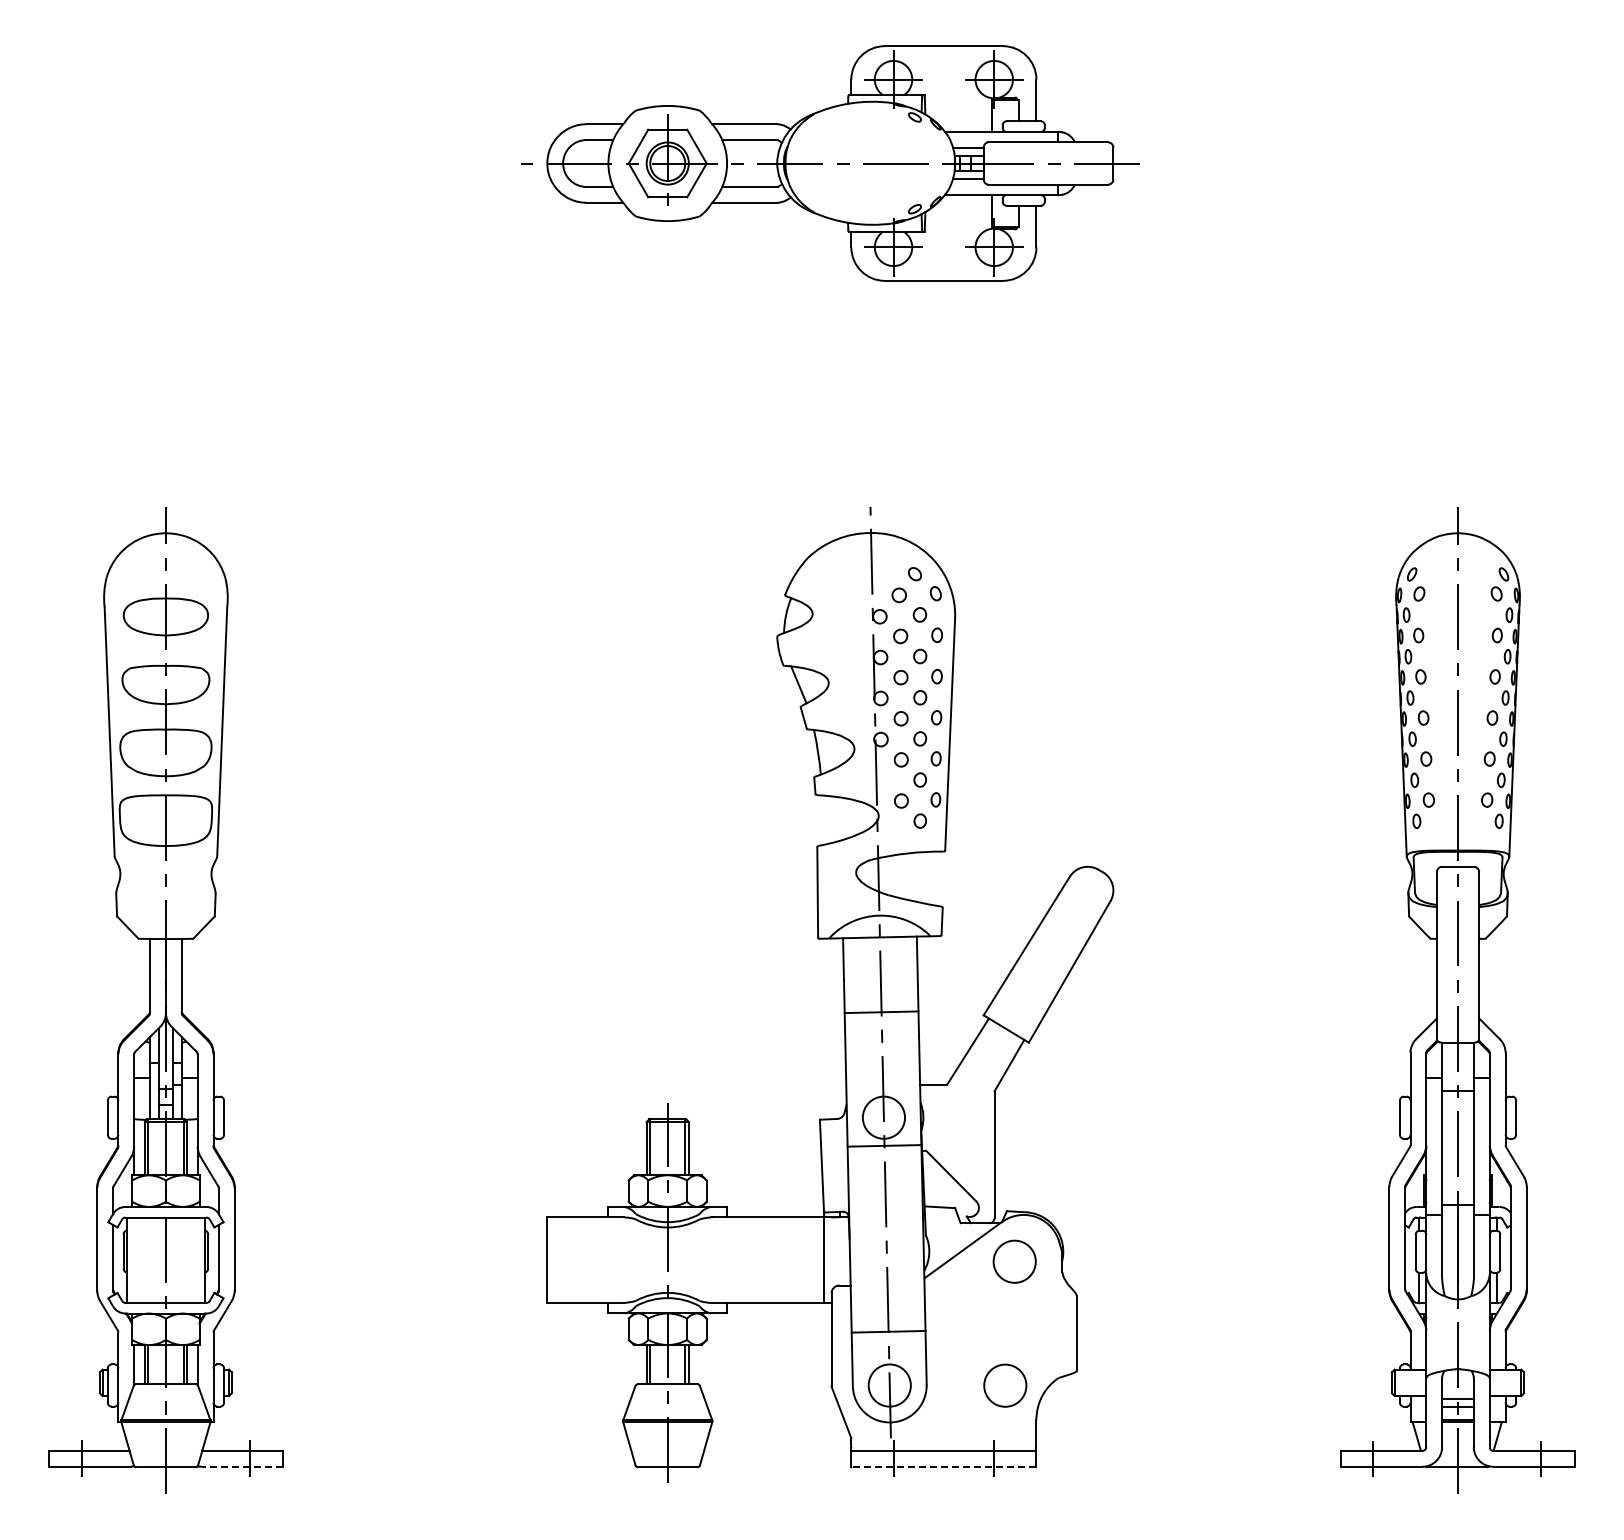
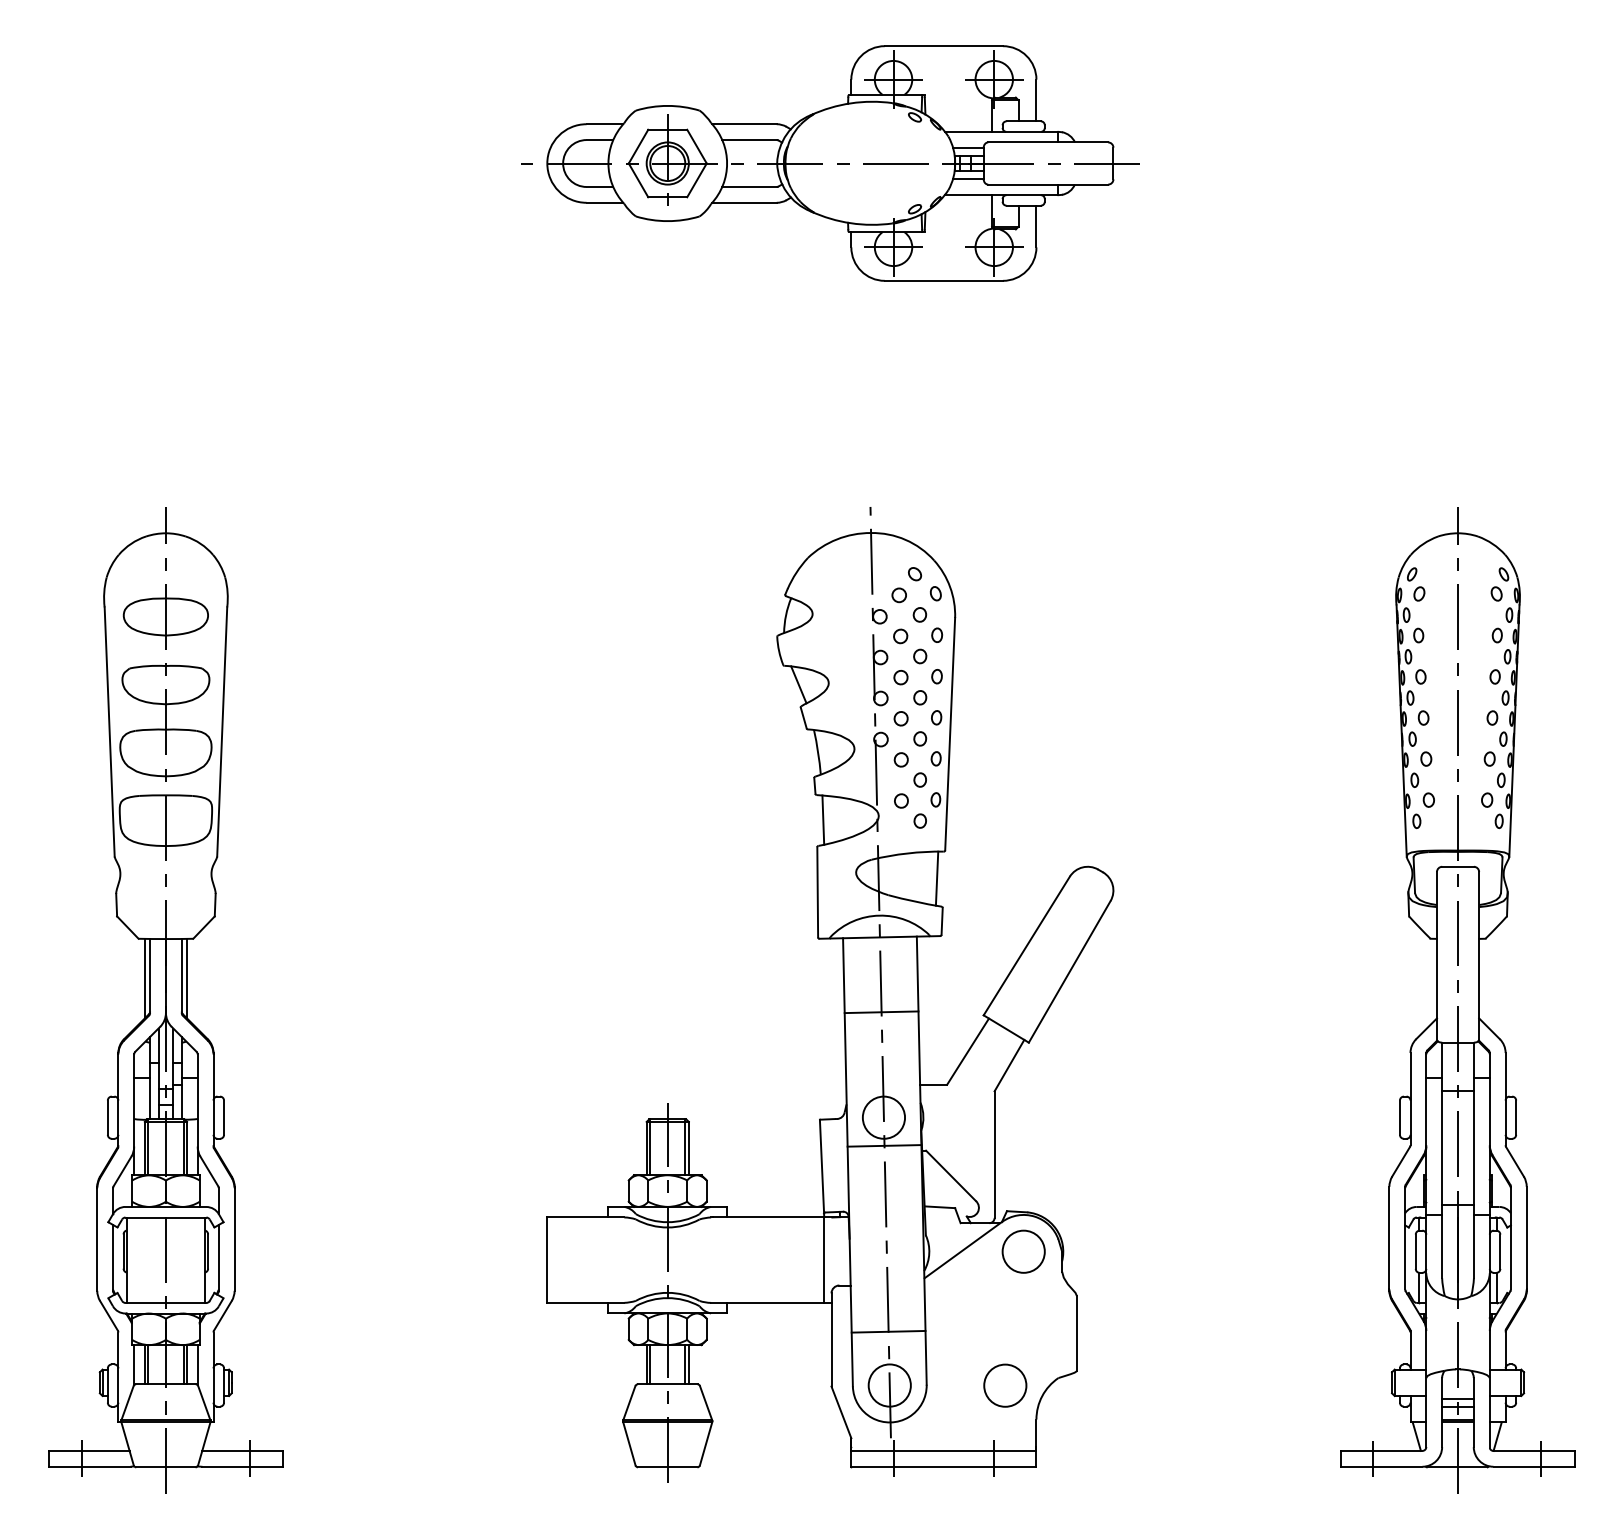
line: none -> present (823, 819)
line: none -> present (936, 878)
line: none -> present (145, 978)
line: none -> present (187, 978)
circle position: (1014, 1261) -> (1023, 1251) (1023, 1251)
line: dashed -> solid (242, 1466)
line: dashed -> solid (943, 1466)
